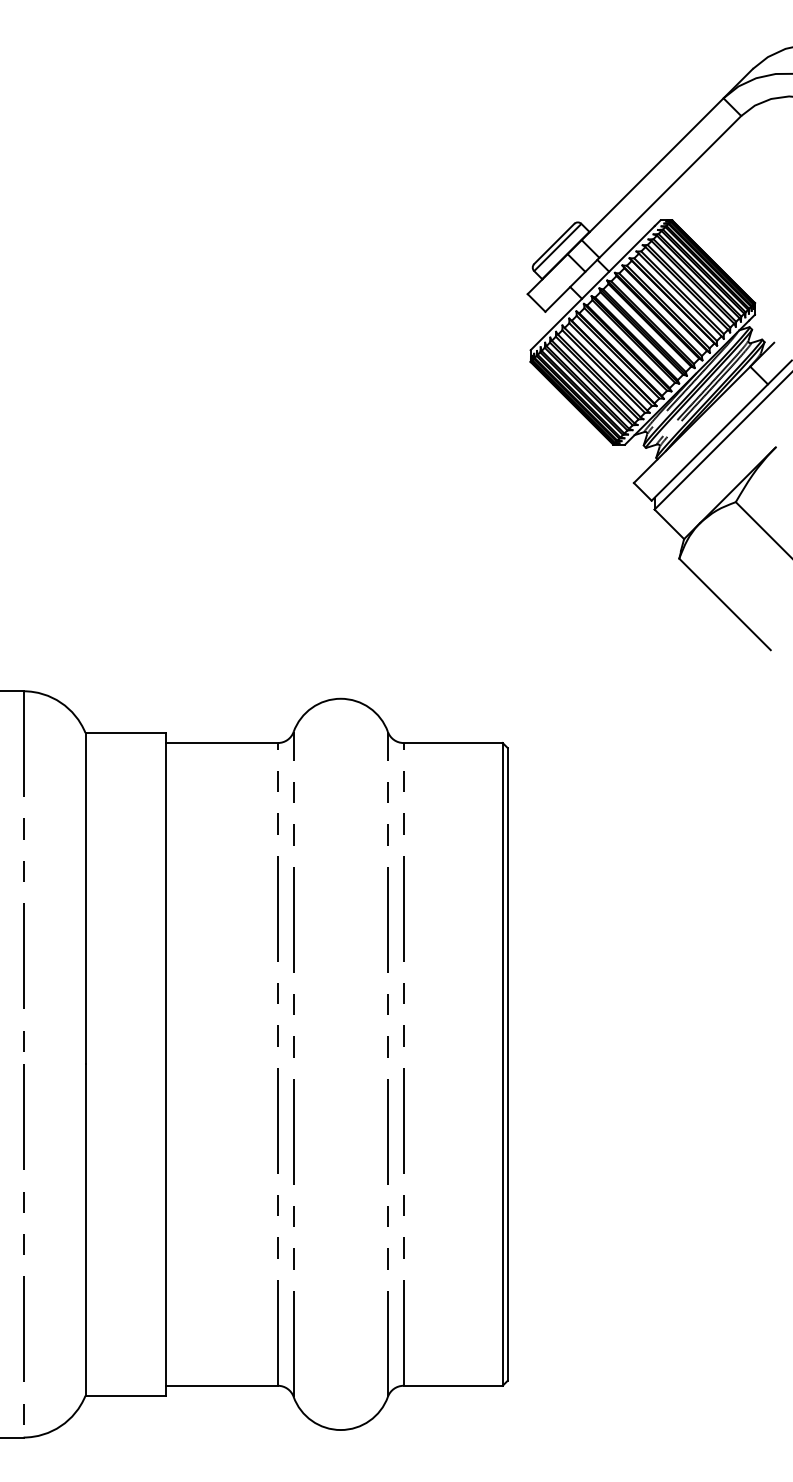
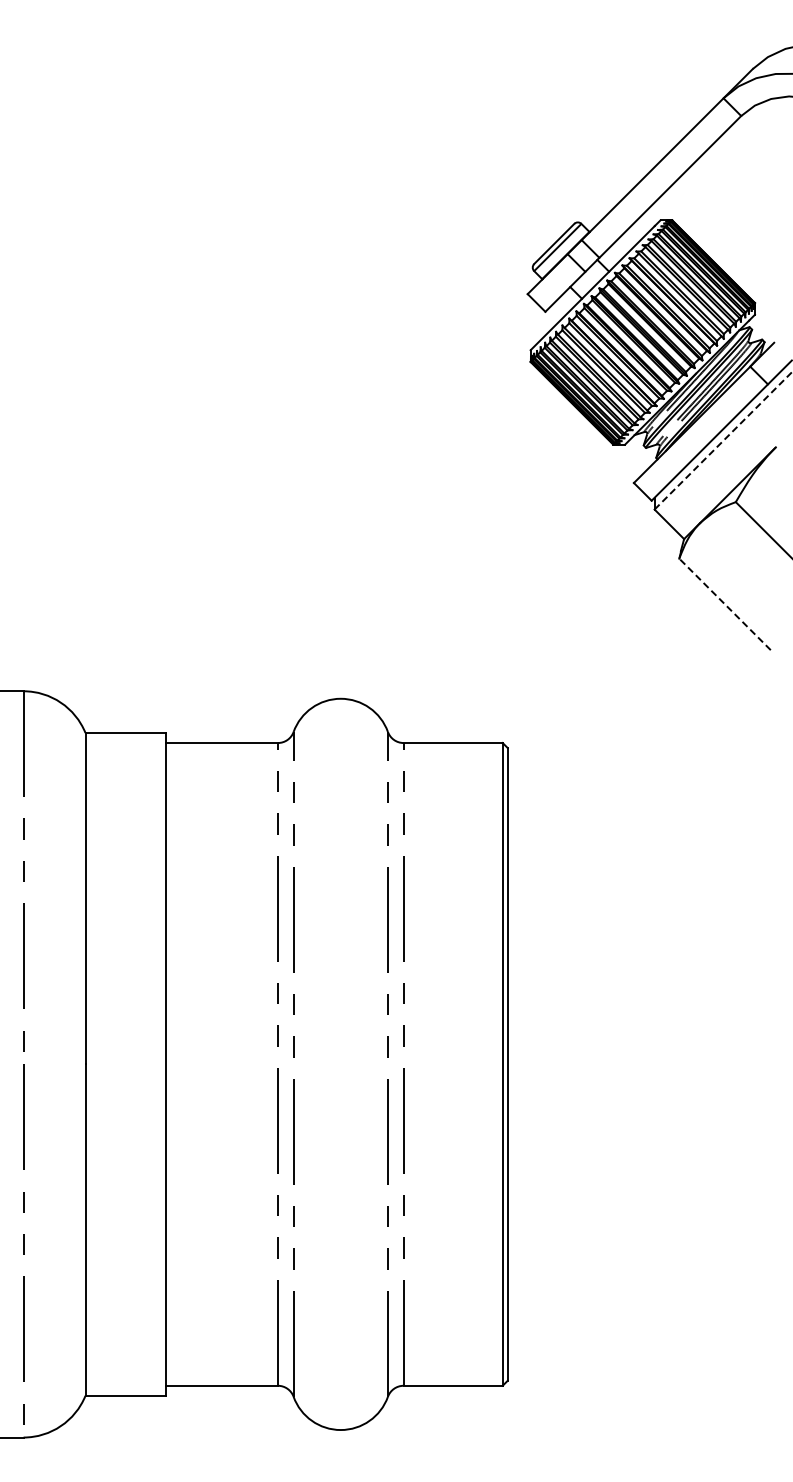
line: solid -> dashed (723, 440)
line: solid -> dashed (725, 604)
